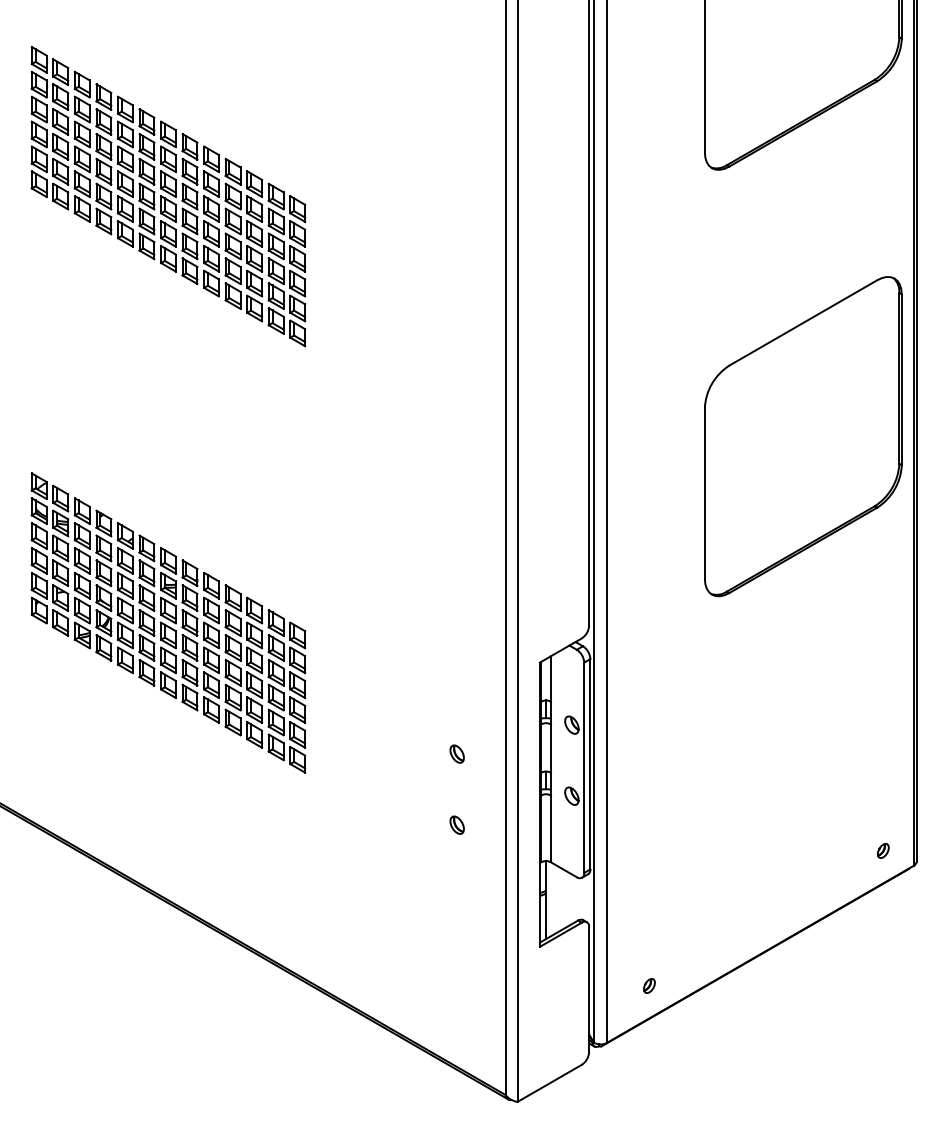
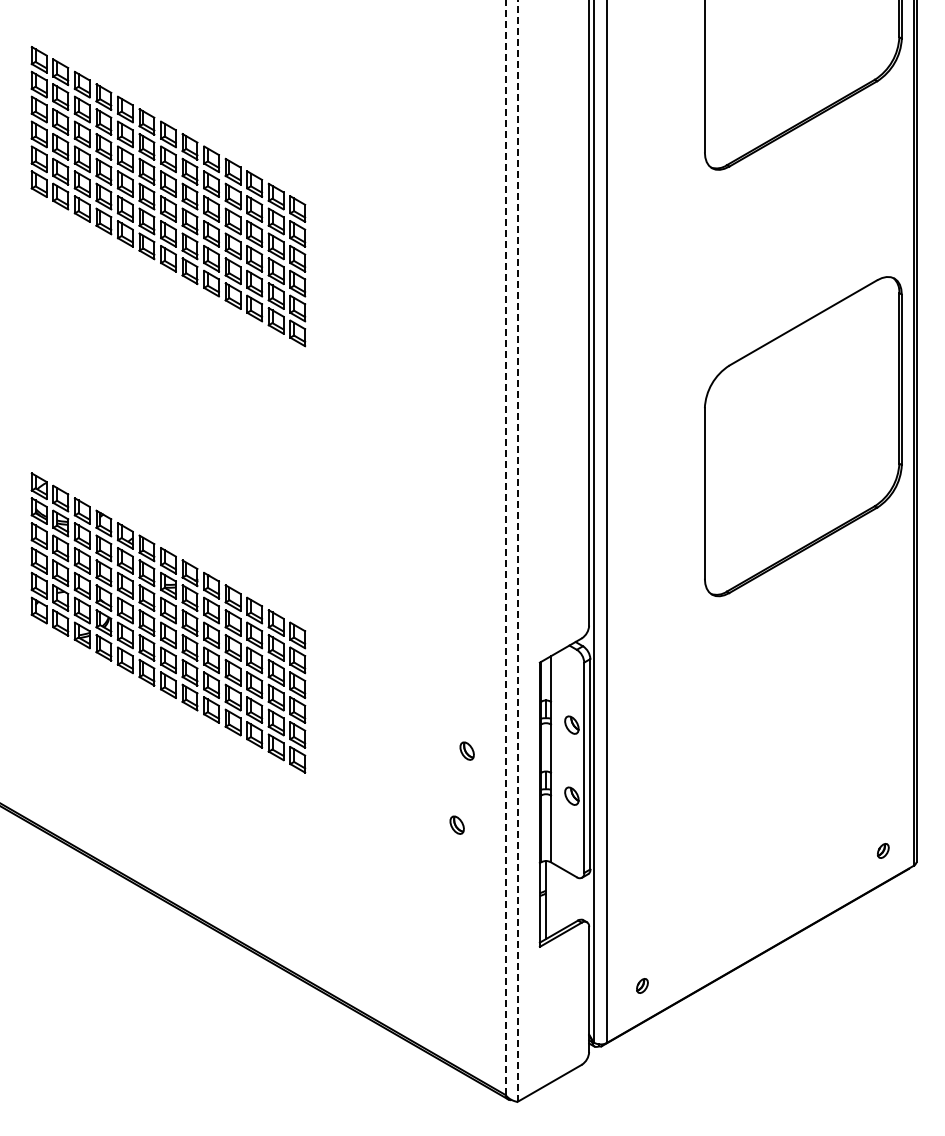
line: solid -> dashed (505, 547)
line: solid -> dashed (517, 551)
part position: (456, 753) -> (466, 750) (466, 750)
part position: (649, 985) -> (642, 985) (642, 985)
